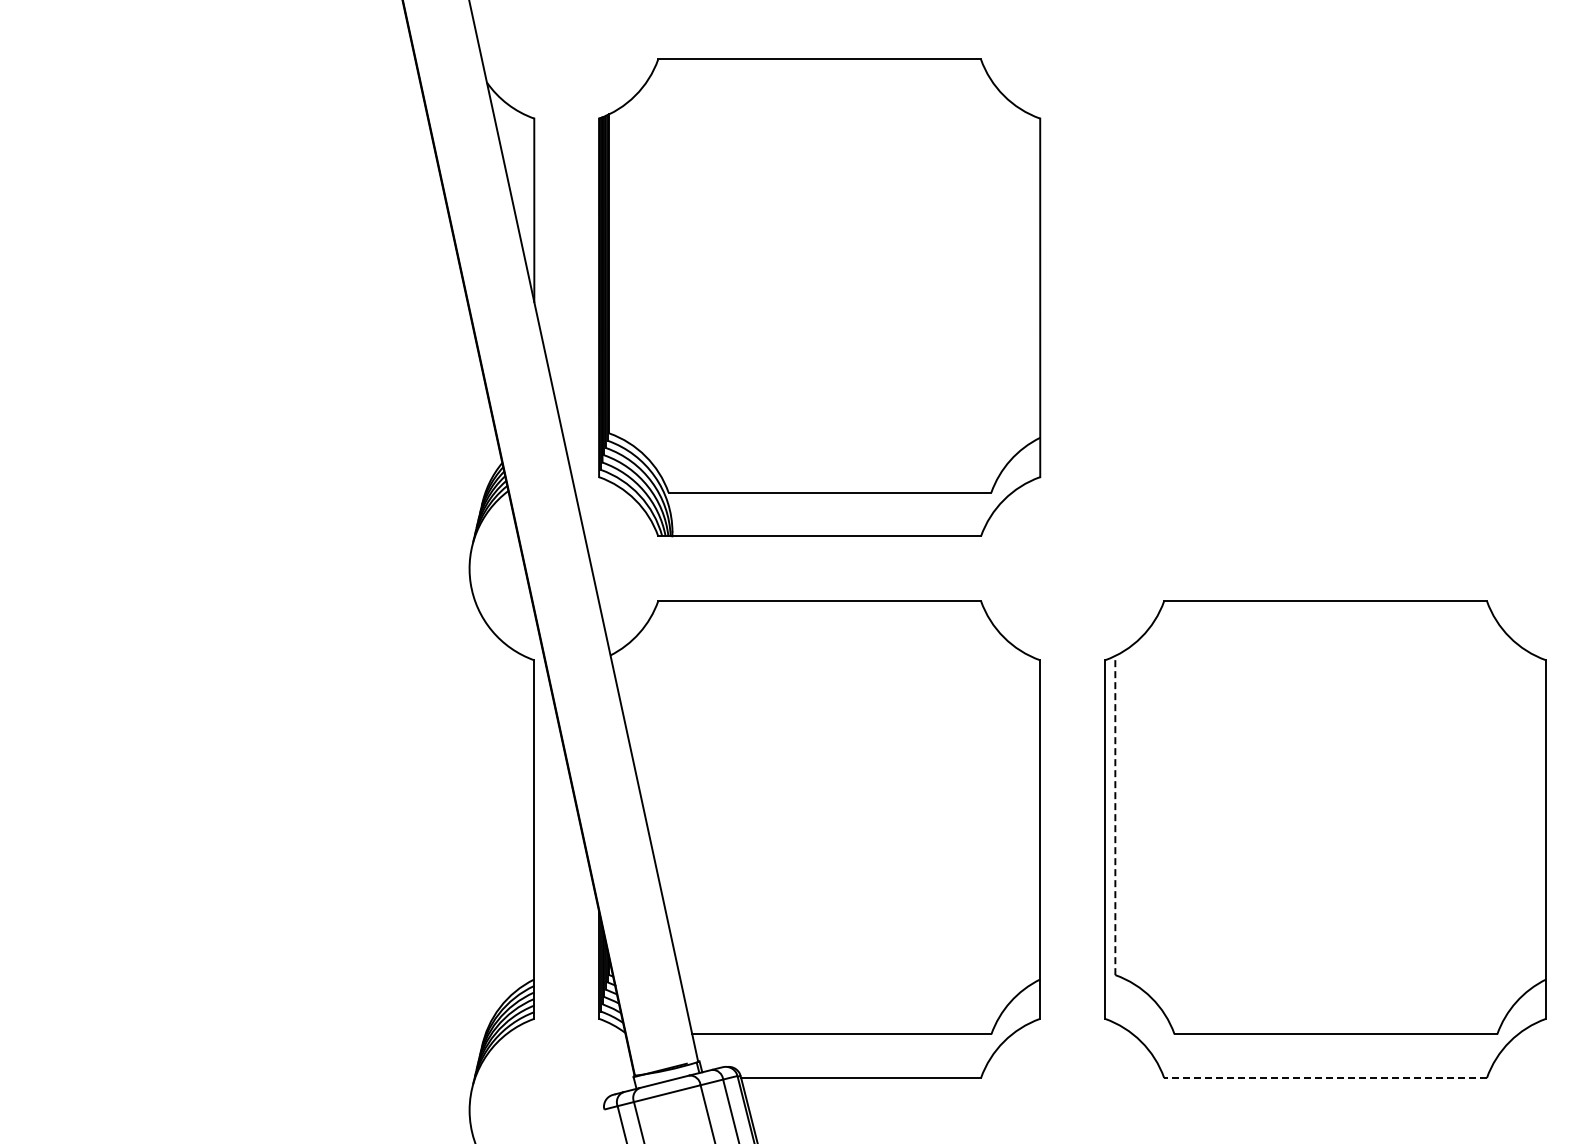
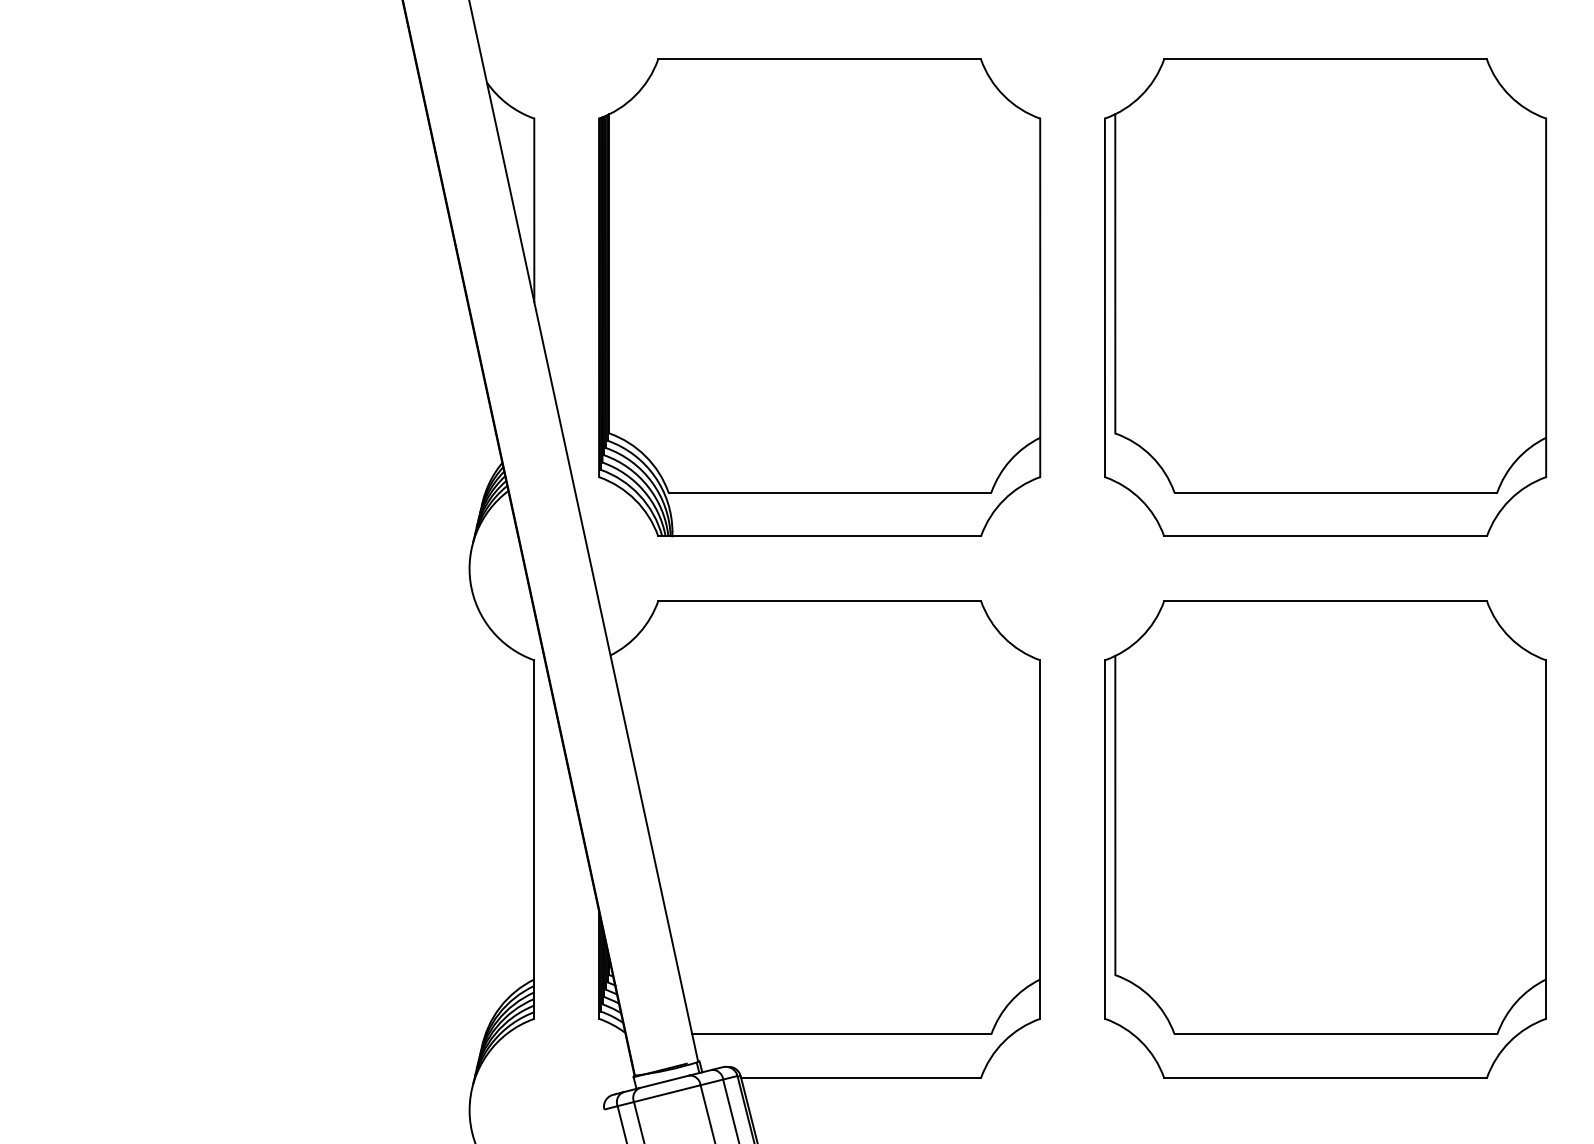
part: none -> present (1325, 297)
line: dashed -> solid (1115, 815)
line: dashed -> solid (1325, 1078)
